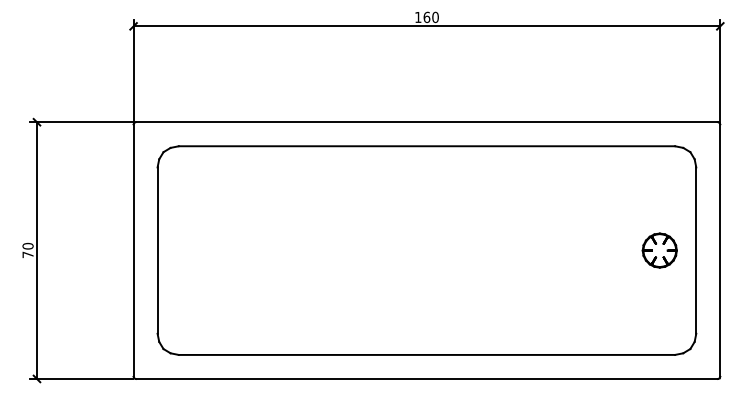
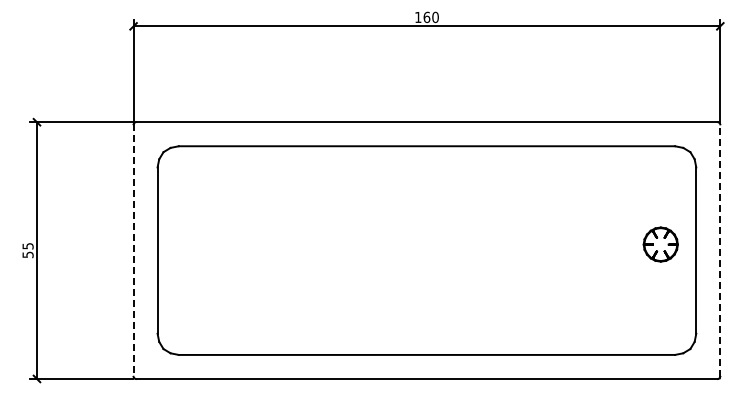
text: 70 -> 55 (27, 250)
part position: (659, 250) -> (660, 244) (660, 244)
line: solid -> dashed (720, 250)
line: solid -> dashed (133, 251)
